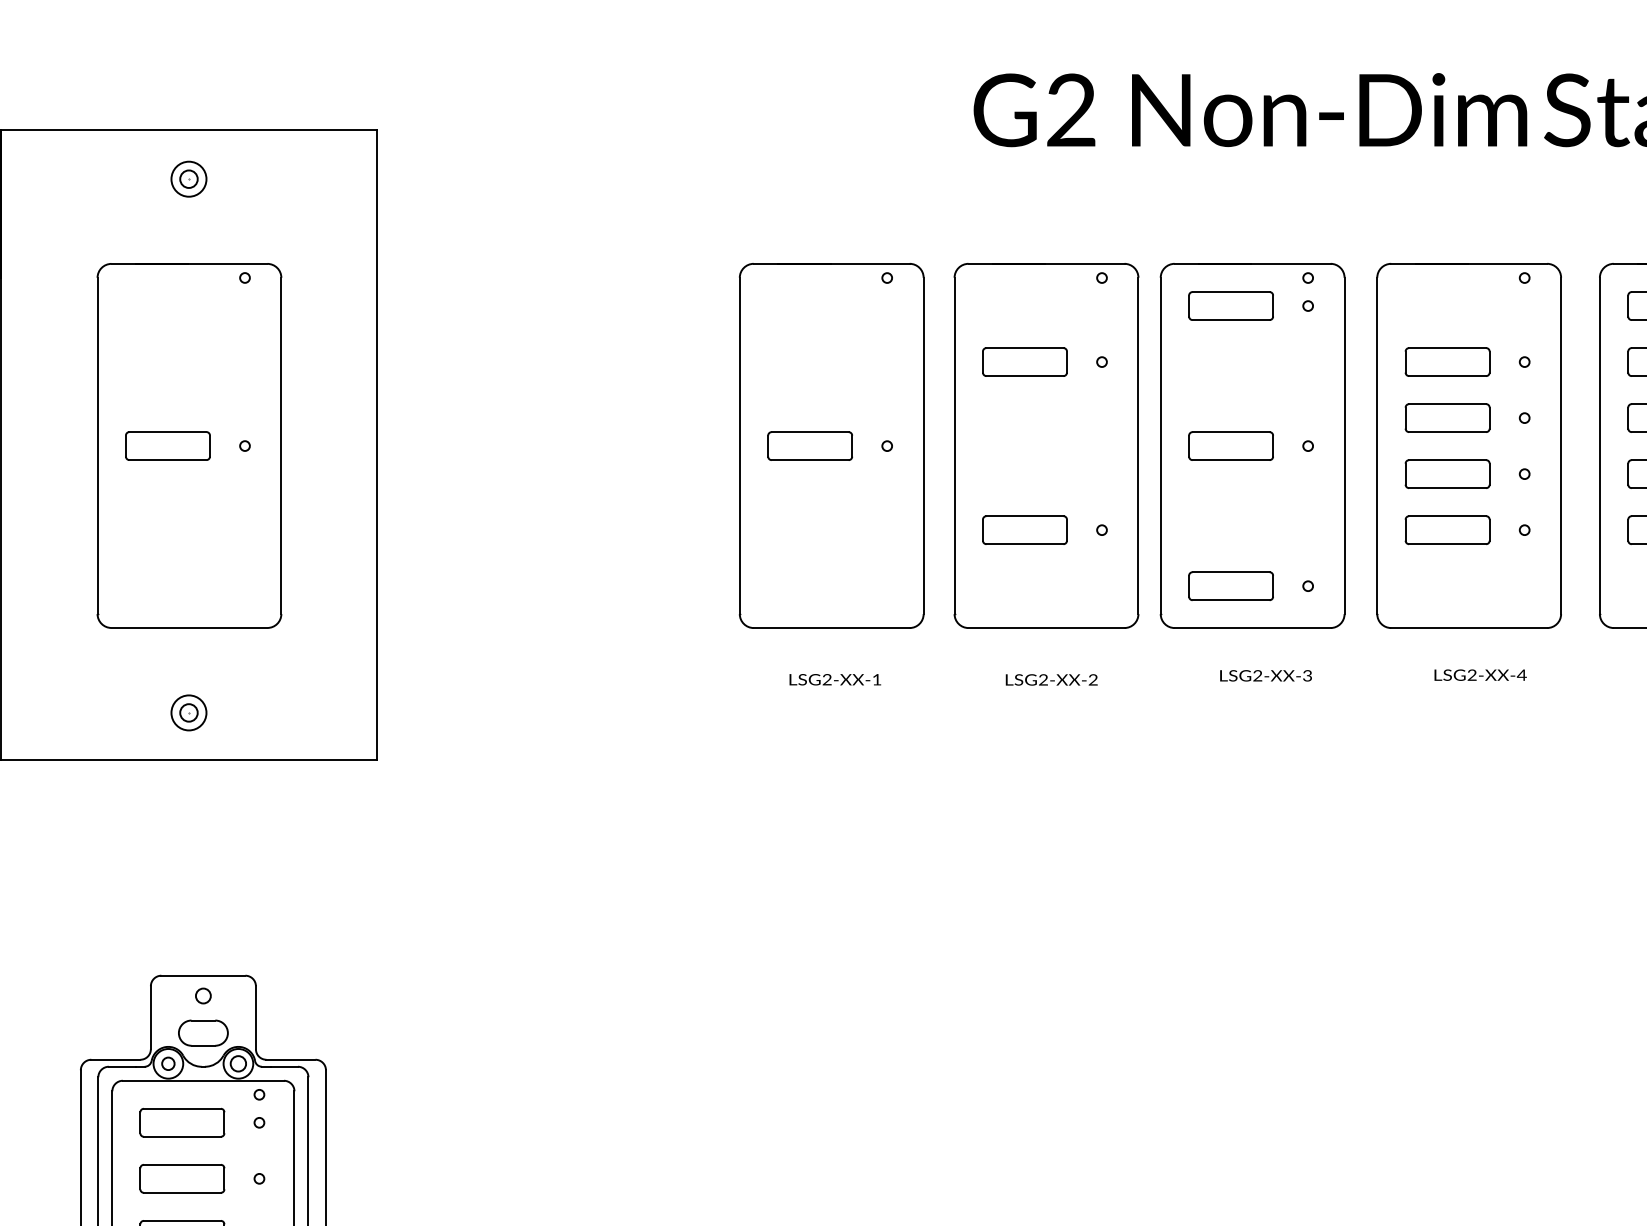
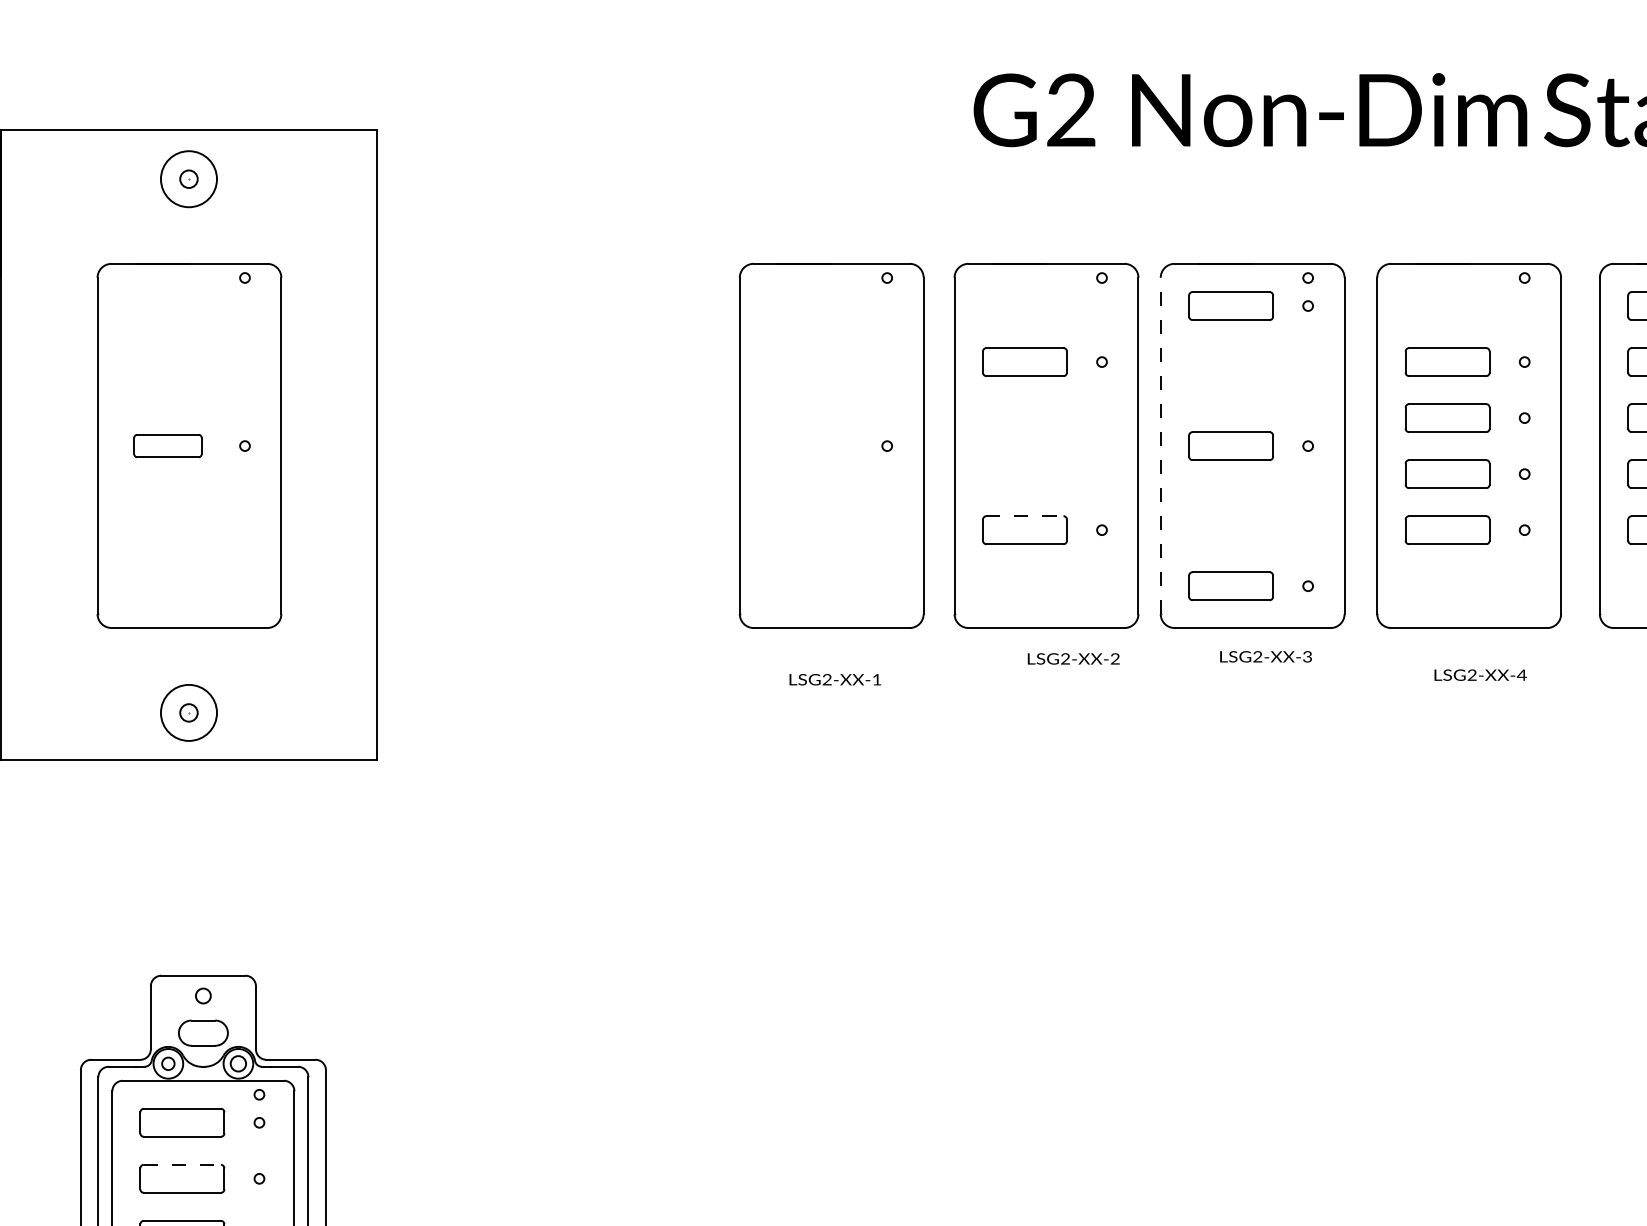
circle diameter: 35 px -> 56 px (188, 179)
part size: 86x30 px -> 70x25 px (167, 446)
part: present -> none (809, 445)
line: solid -> dashed (1160, 445)
line: solid -> dashed (1024, 516)
text position: (1265, 675) -> (1265, 656) (1265, 656)
text position: (1051, 679) -> (1073, 658) (1073, 658)
circle diameter: 35 px -> 56 px (188, 712)
line: solid -> dashed (182, 1164)
